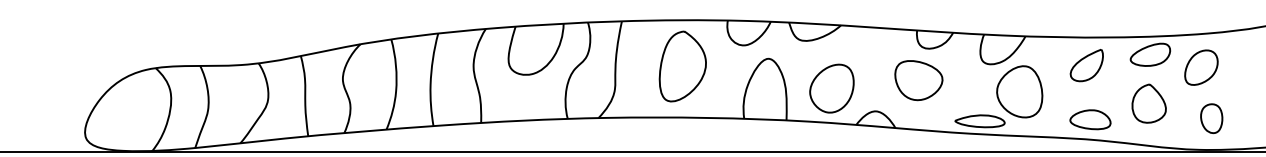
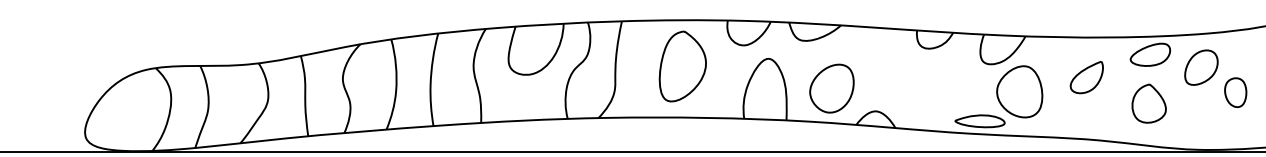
part position: (1086, 65) -> (1086, 77) (1086, 77)
part: present -> none (918, 80)
part position: (1211, 118) -> (1235, 92) (1235, 92)
part: present -> none (1090, 119)
